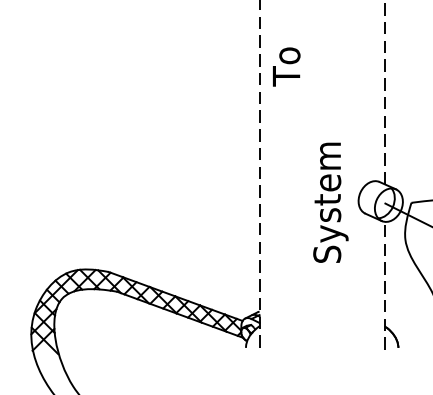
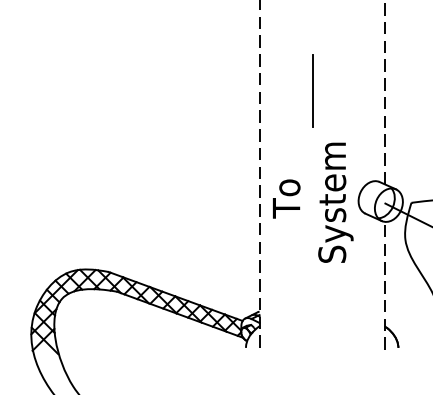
text position: (286, 66) -> (286, 198) (286, 198)
line: none -> present (313, 90)
text position: (330, 202) -> (335, 202) (335, 202)
